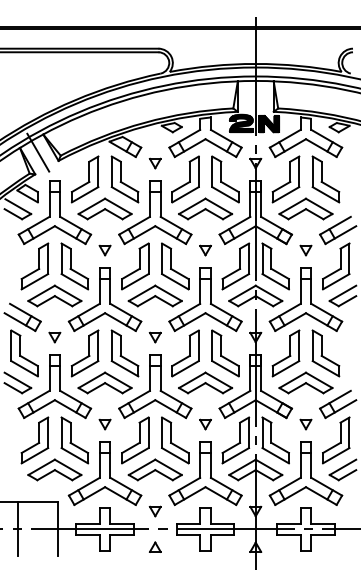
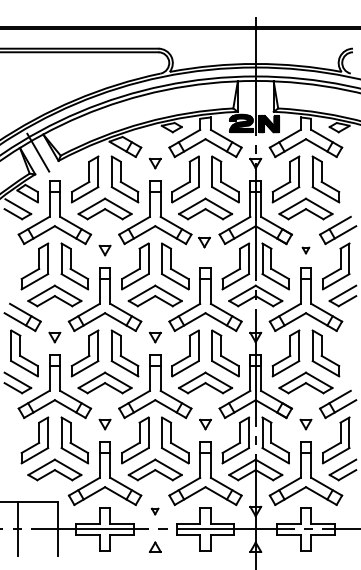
part position: (205, 250) -> (204, 242) (204, 242)
part size: 14x13 px -> 10x9 px (305, 250)
part size: 14x13 px -> 10x9 px (154, 511)
